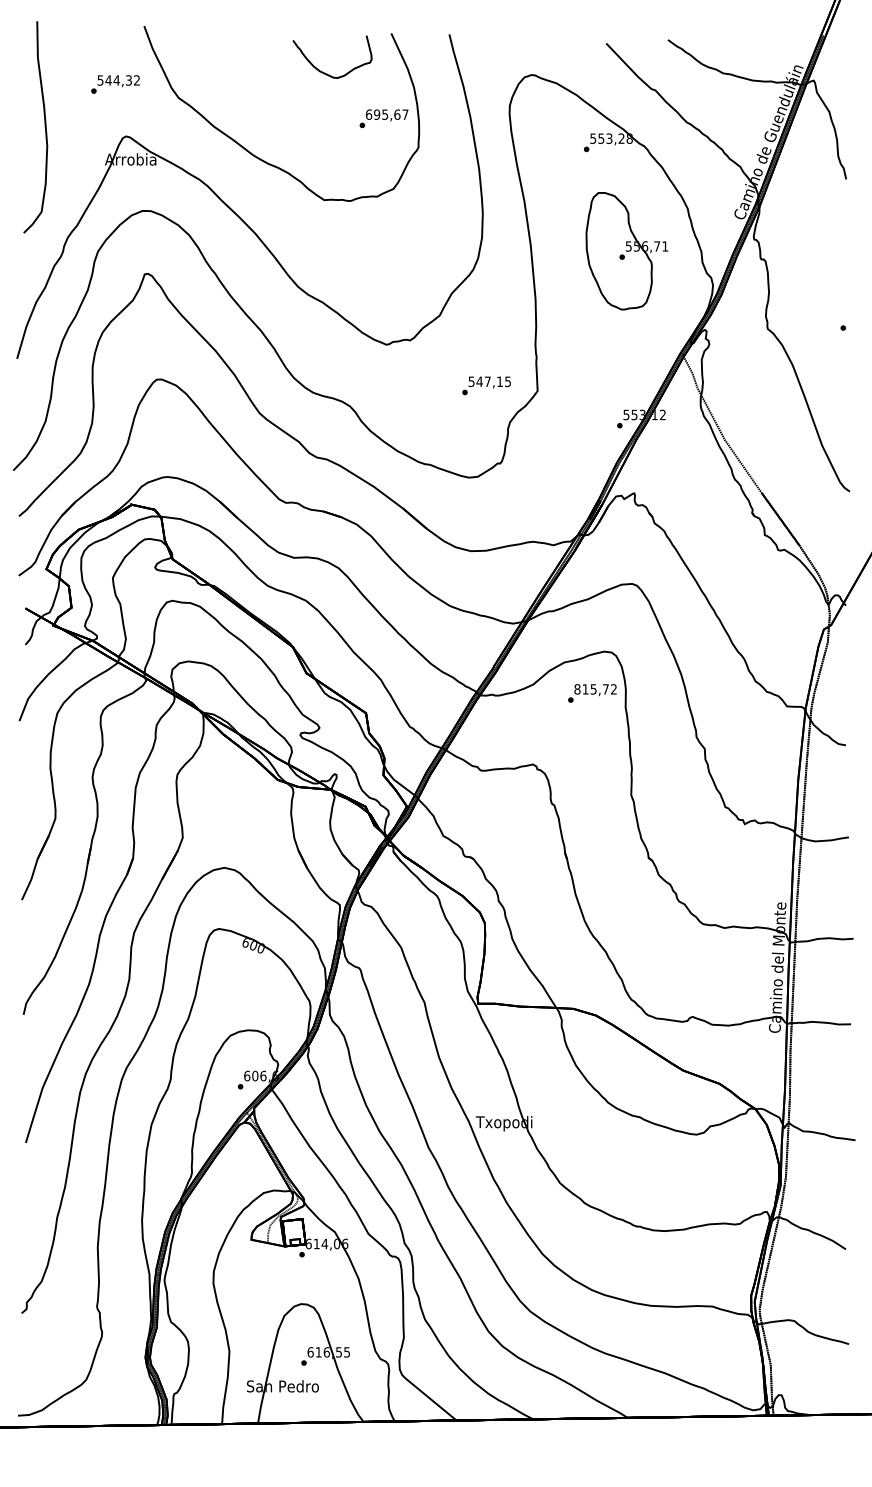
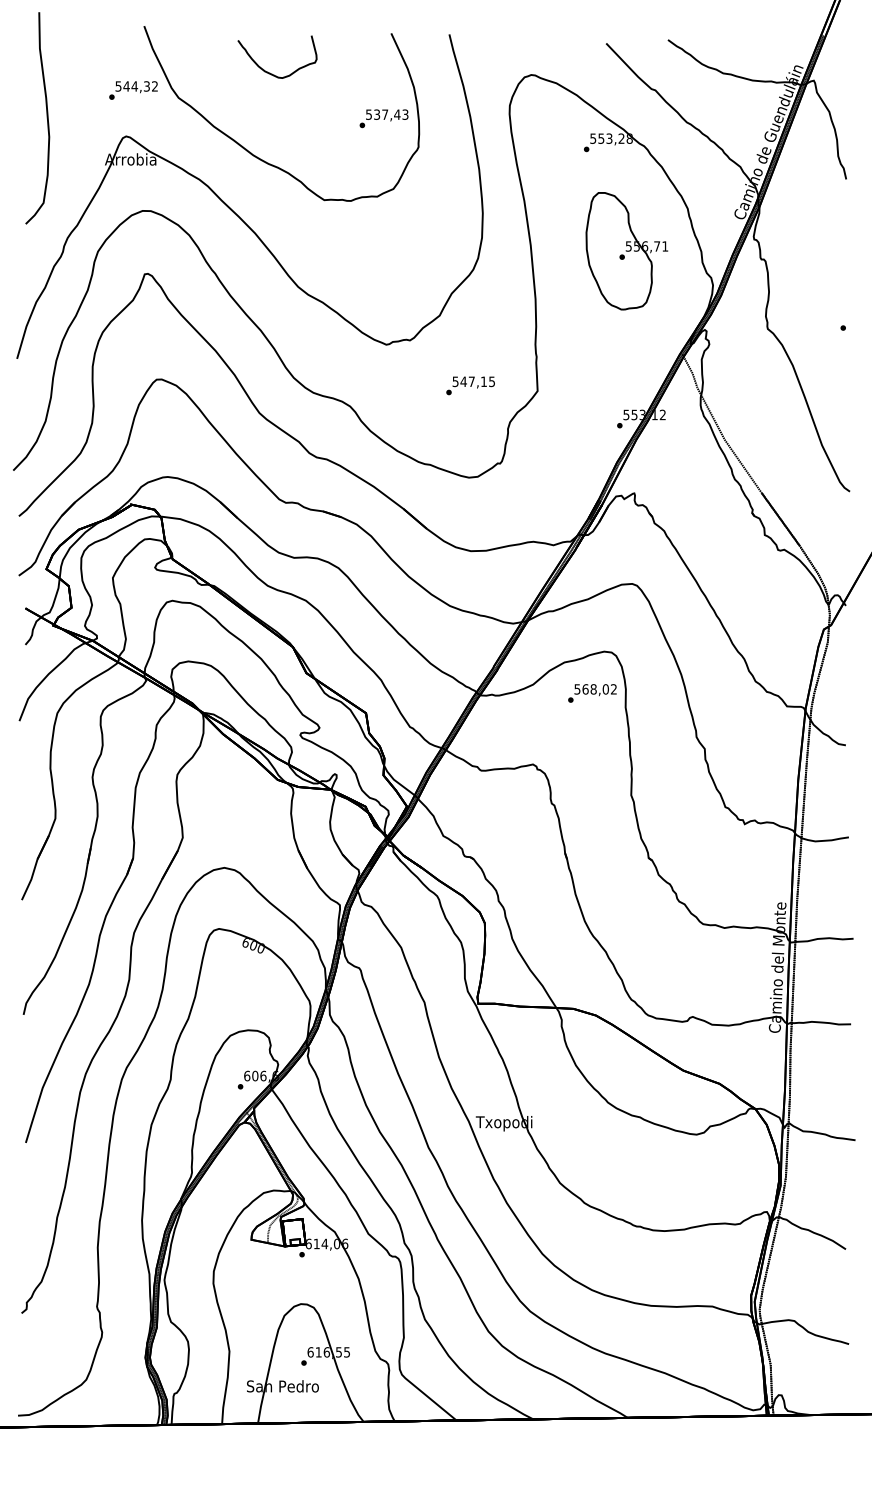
part position: (325, 72) -> (270, 72) (270, 72)
text position: (115, 84) -> (133, 90) (133, 90)
text: 695,67 -> 537,43 (387, 114)
curve position: (44, 127) -> (46, 118) (46, 118)
text position: (486, 385) -> (470, 385) (470, 385)
text: 815,72 -> 568,02 (591, 689)
